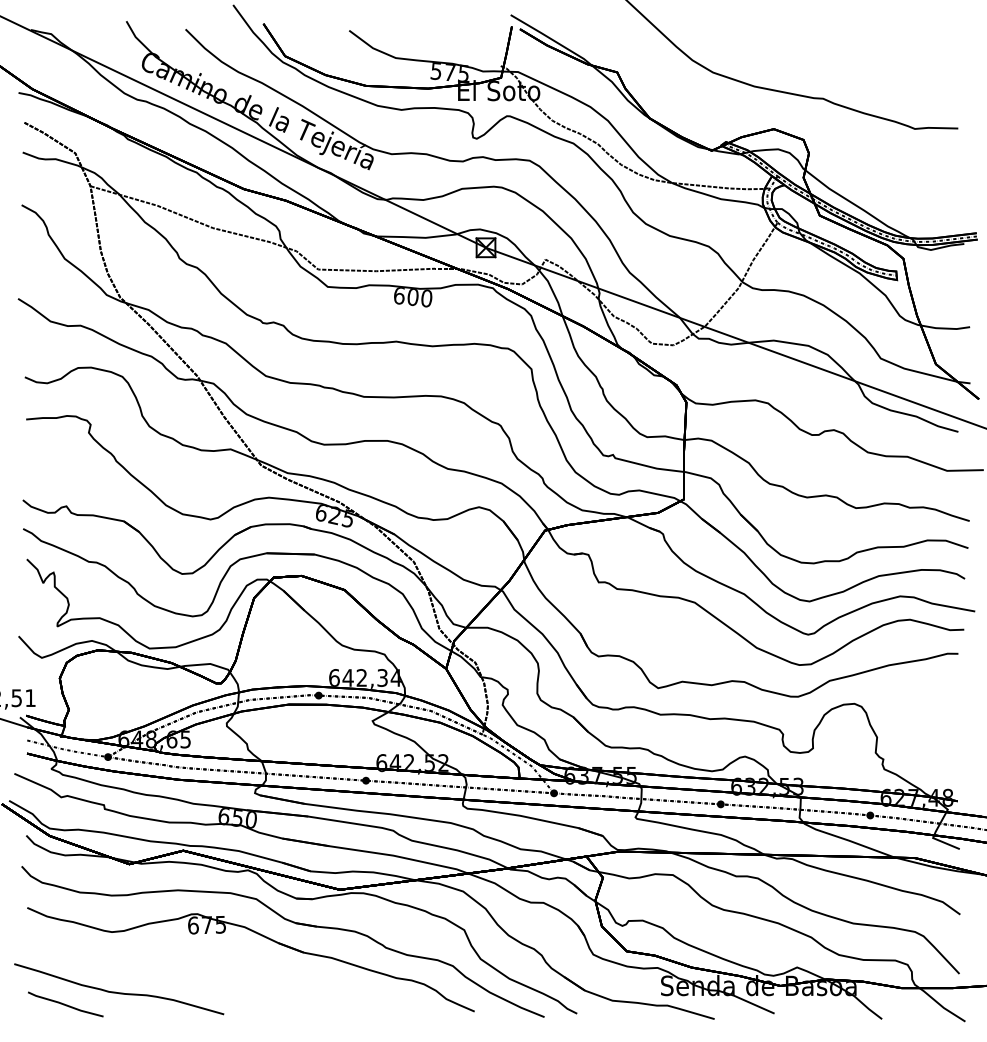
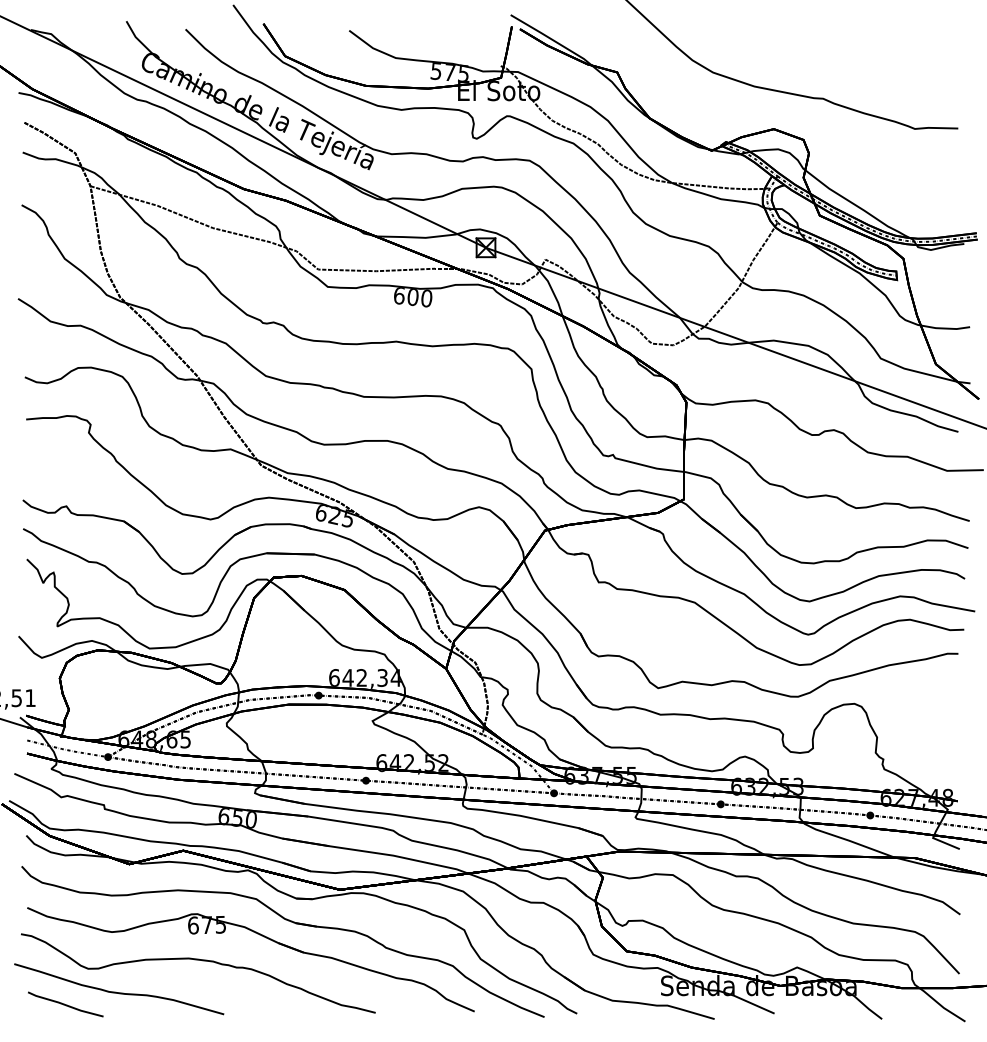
curve: none -> present (202, 961)
